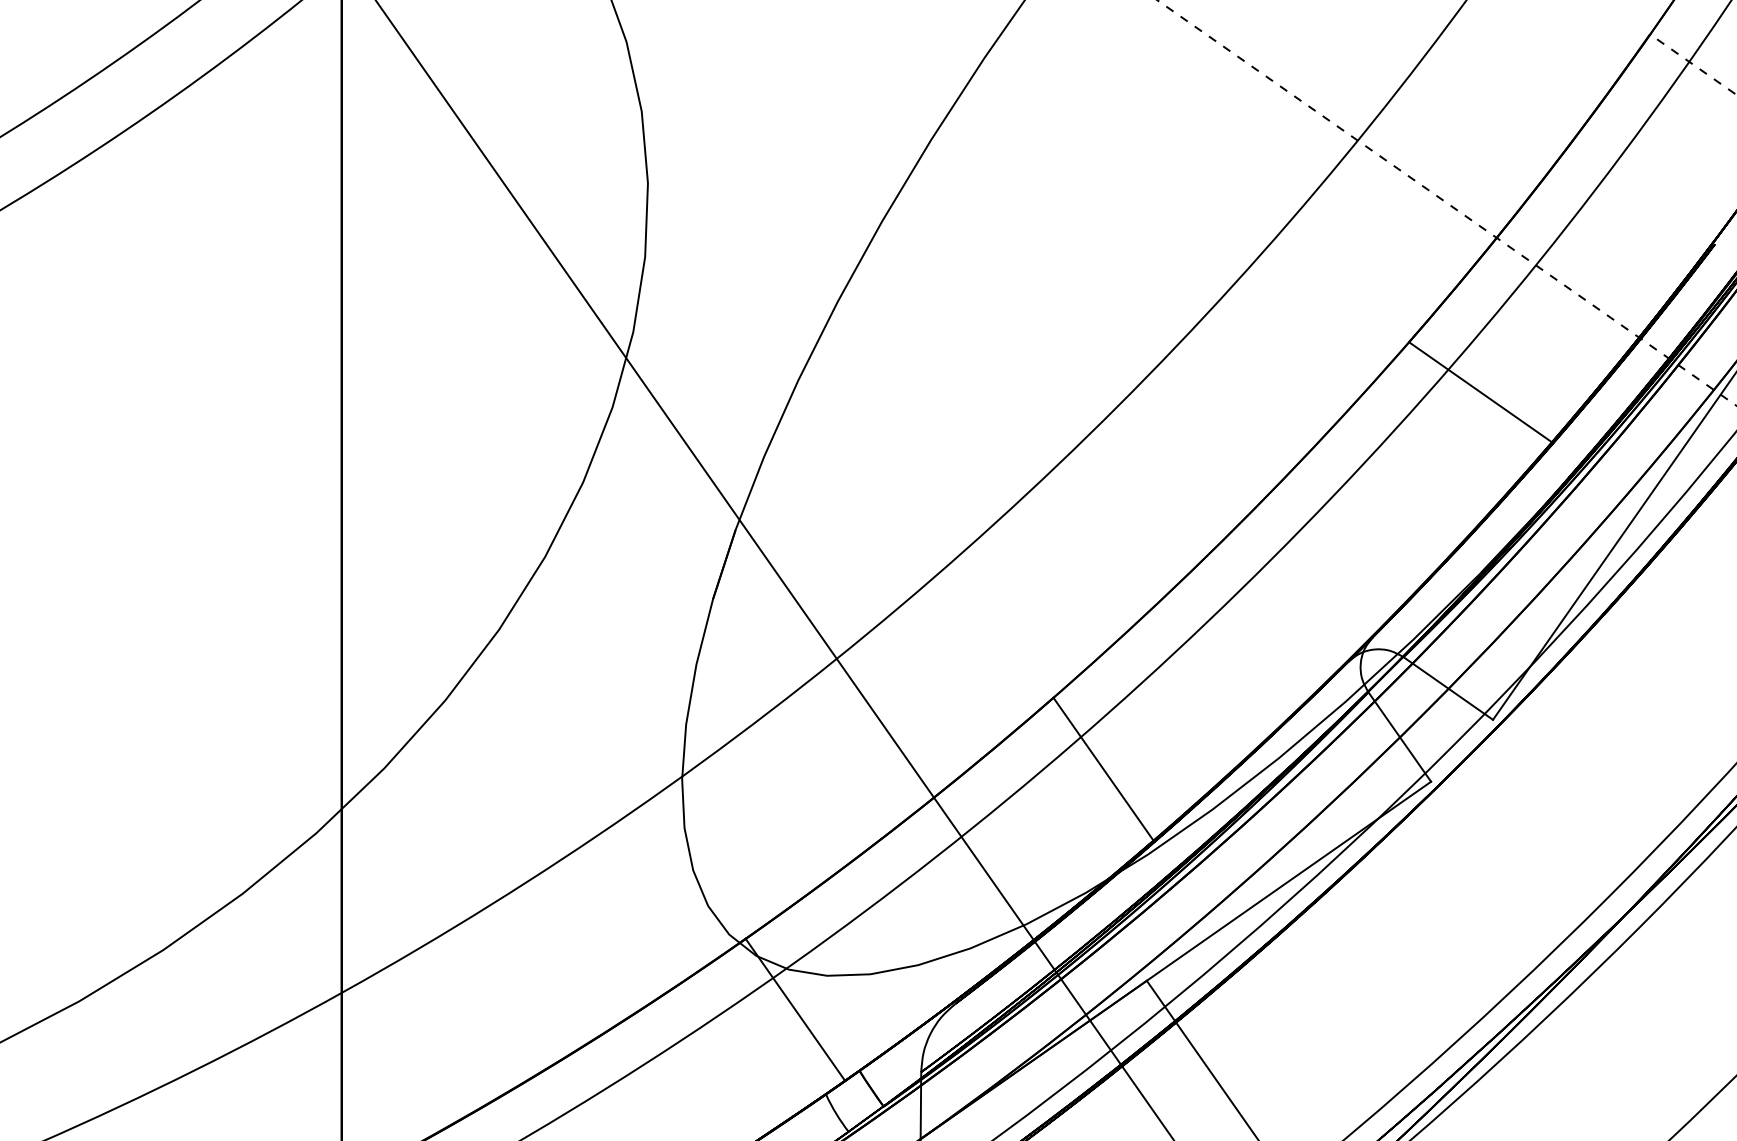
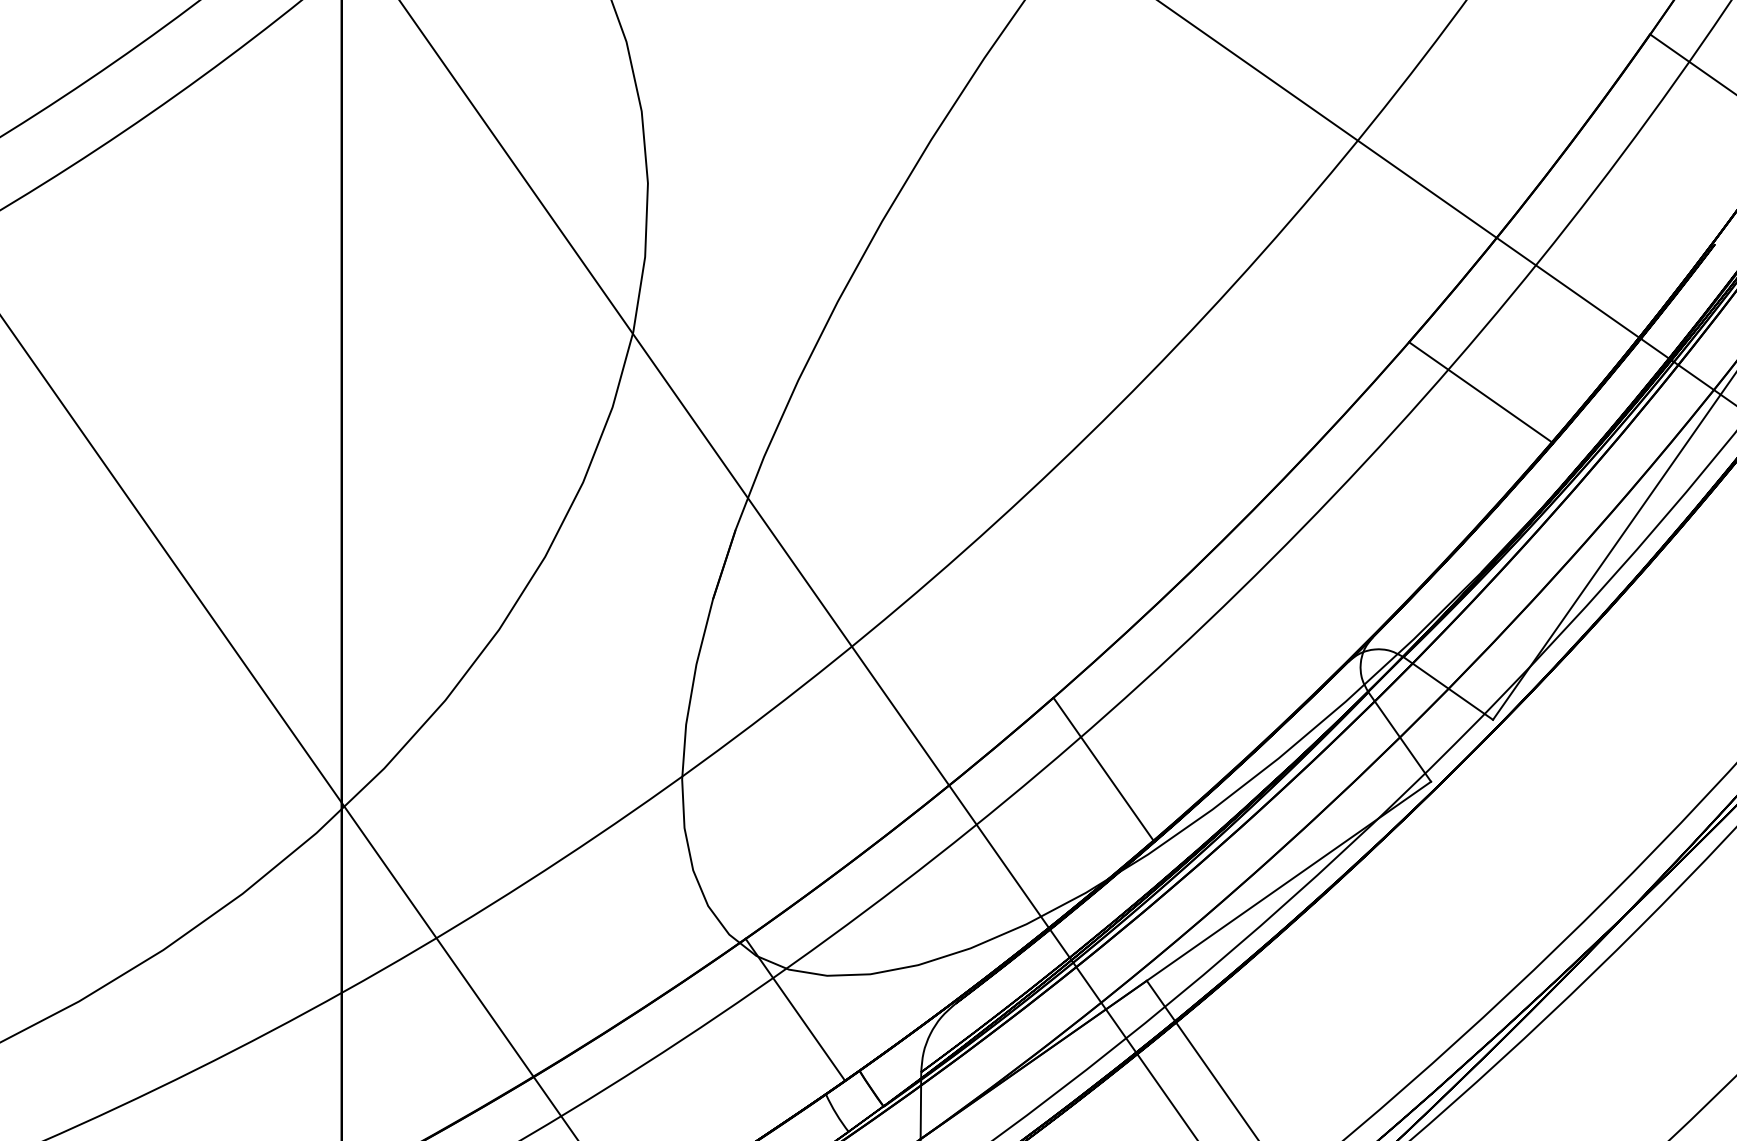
line: dashed -> solid (1693, 64)
line: dashed -> solid (1447, 203)
line position: (774, 569) -> (798, 569) (798, 569)
line: none -> present (289, 727)
